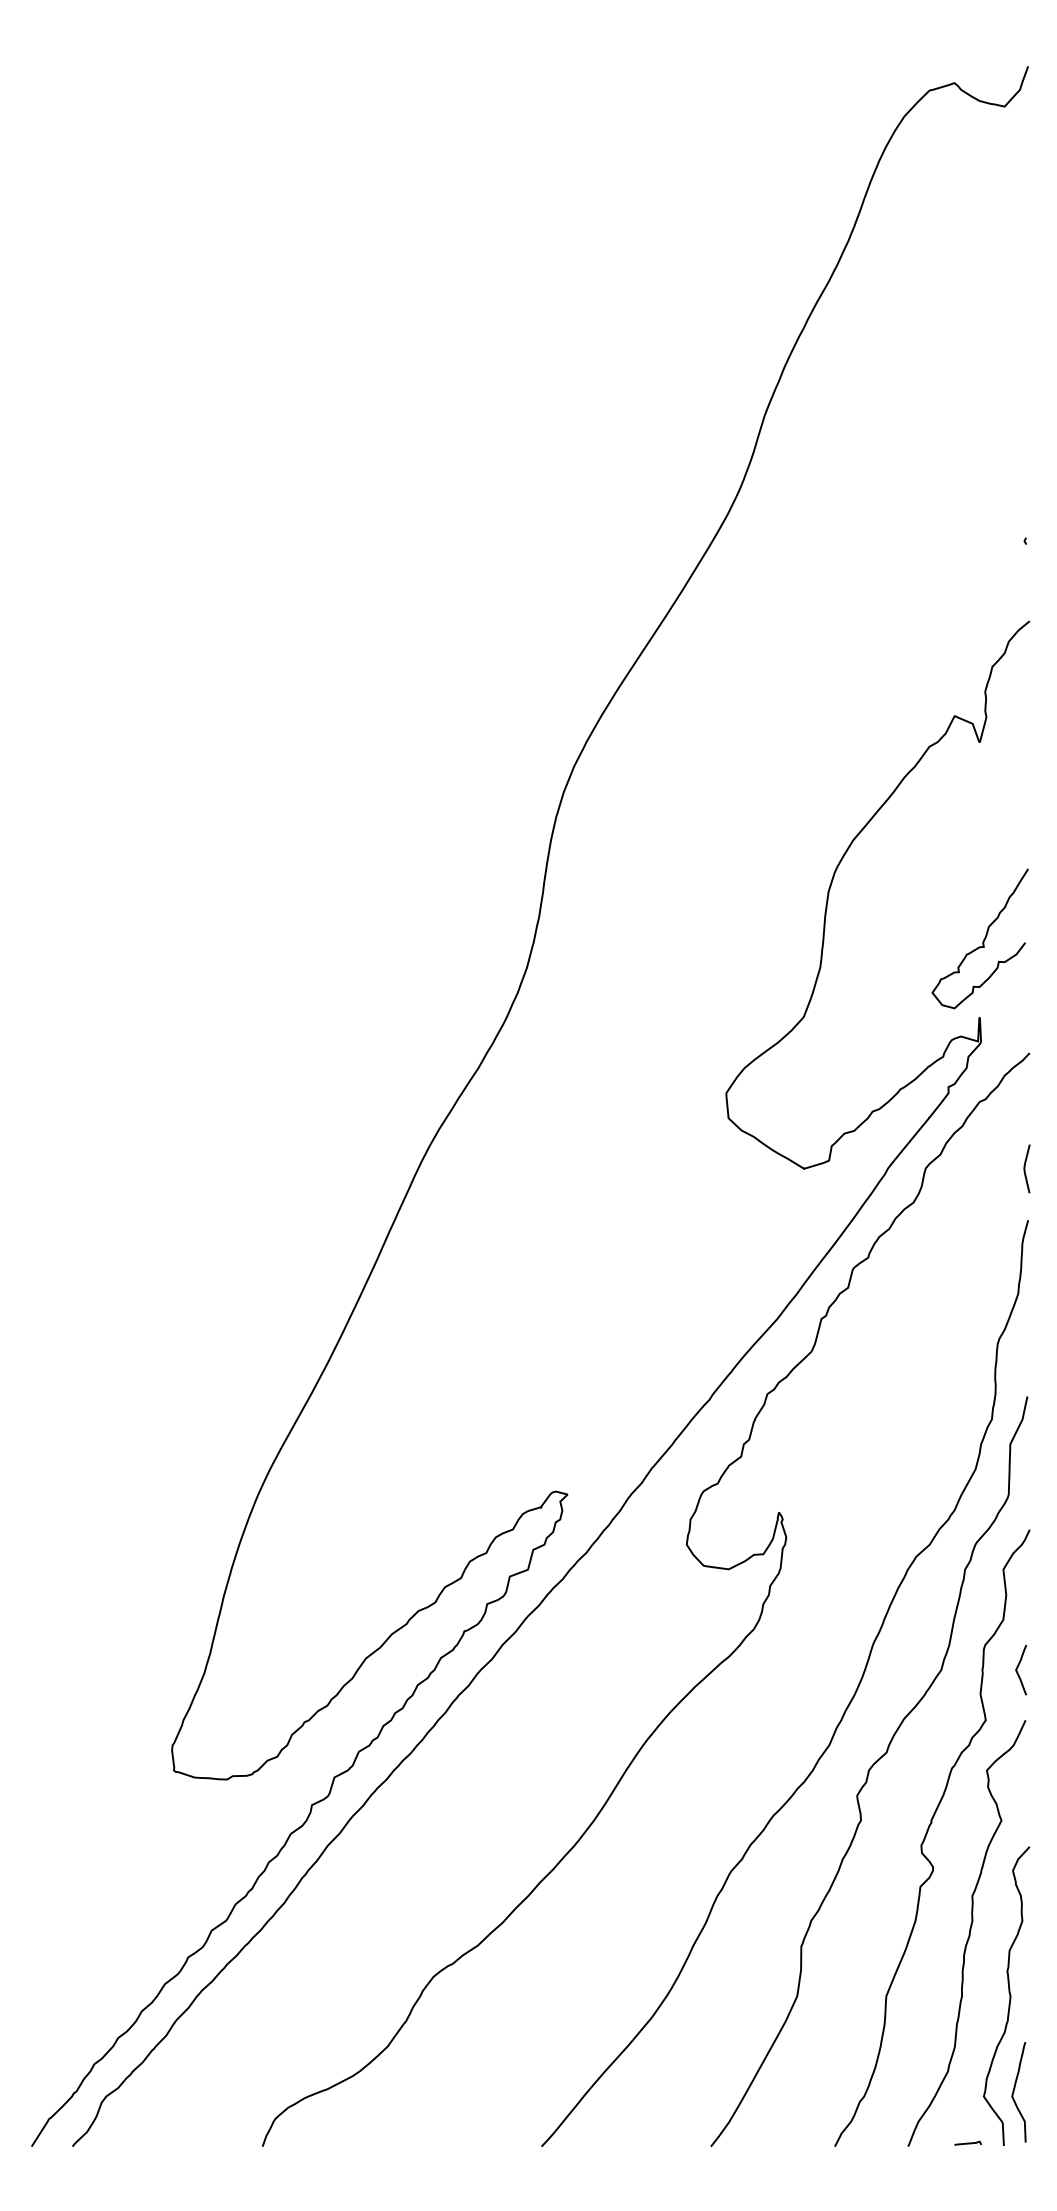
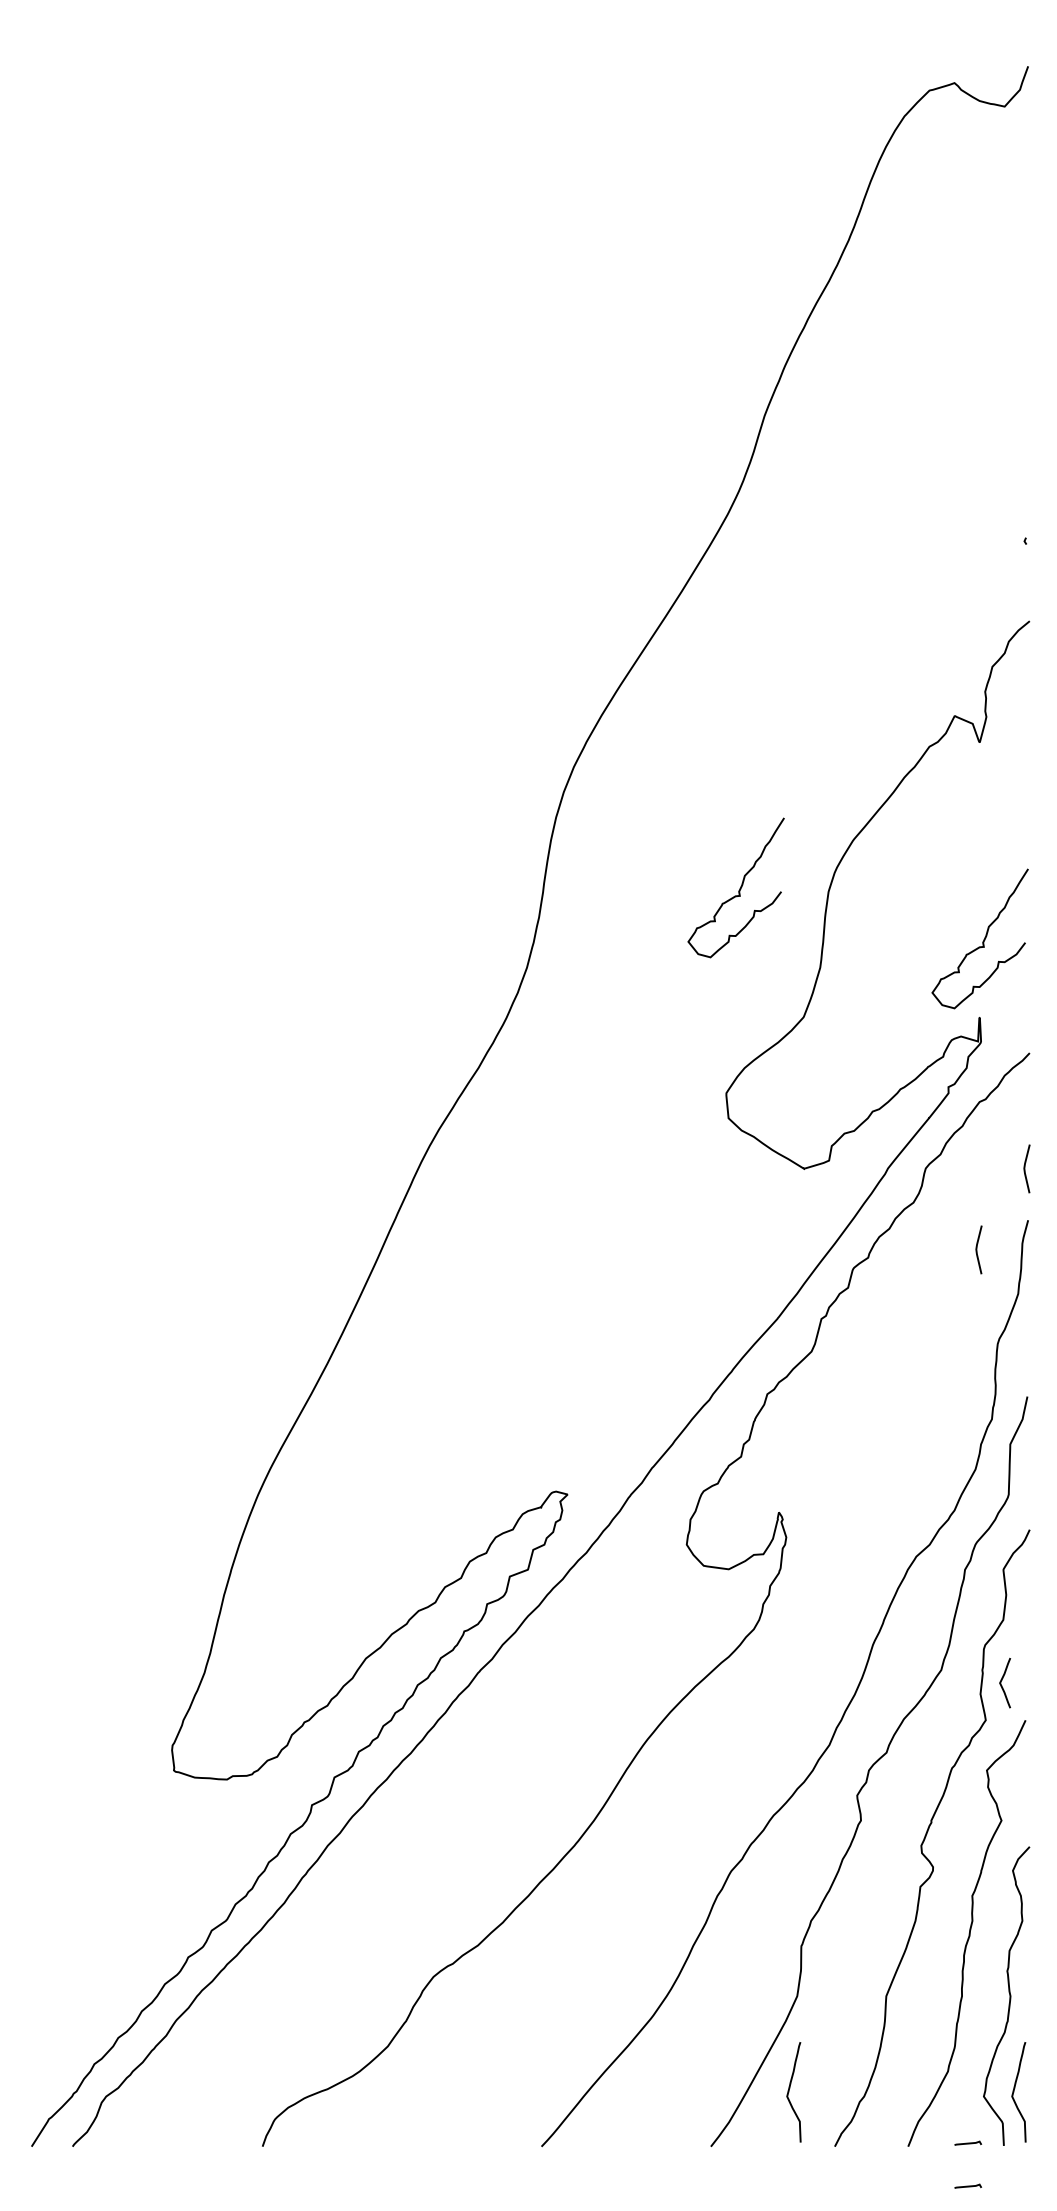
curve: none -> present (739, 888)
line: none -> present (977, 1249)
curve position: (1018, 1667) -> (1002, 1680) (1002, 1680)
curve: none -> present (789, 2092)
line: none -> present (968, 2185)
